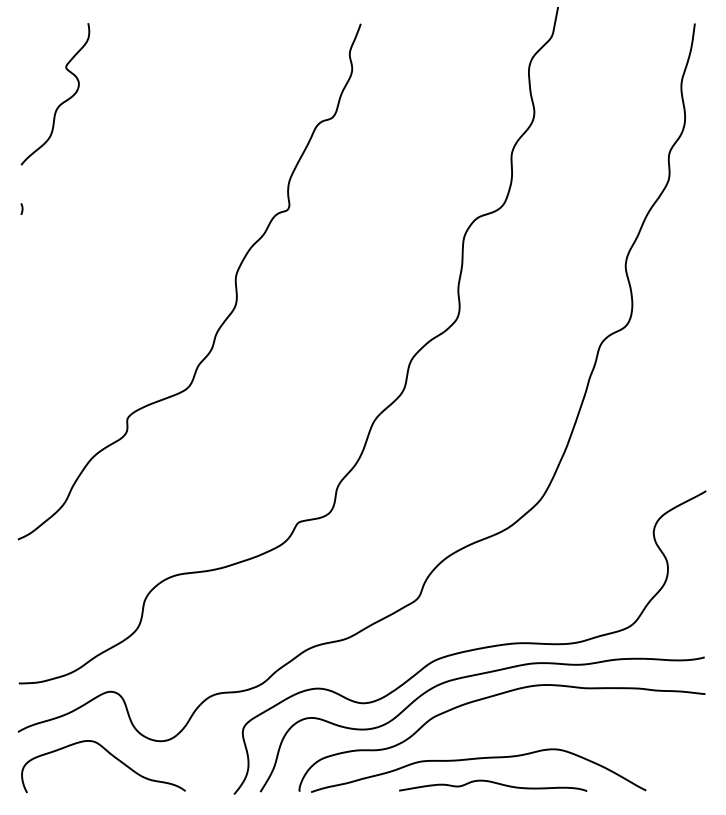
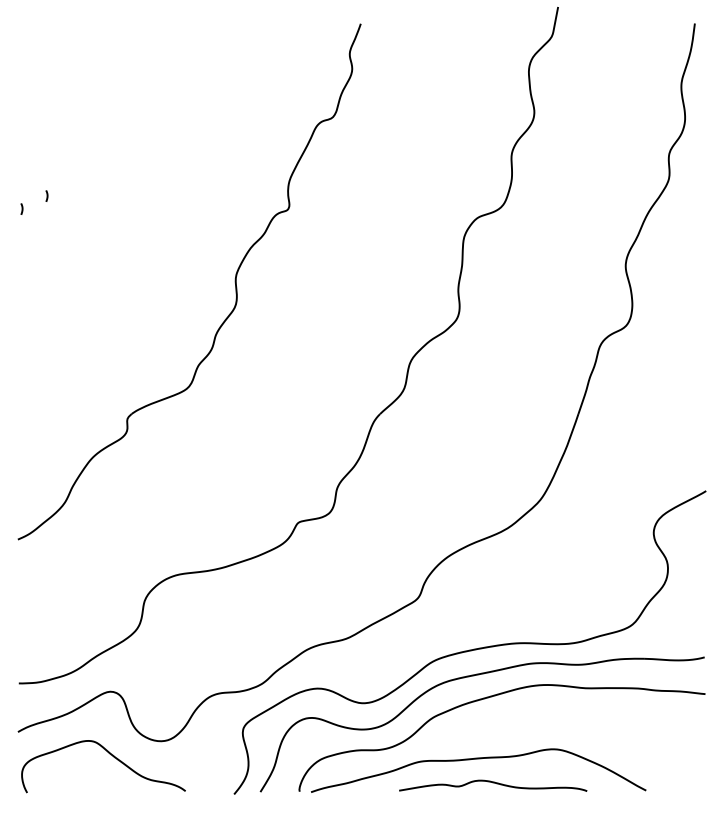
curve: present -> none (61, 102)
curve: none -> present (46, 195)
